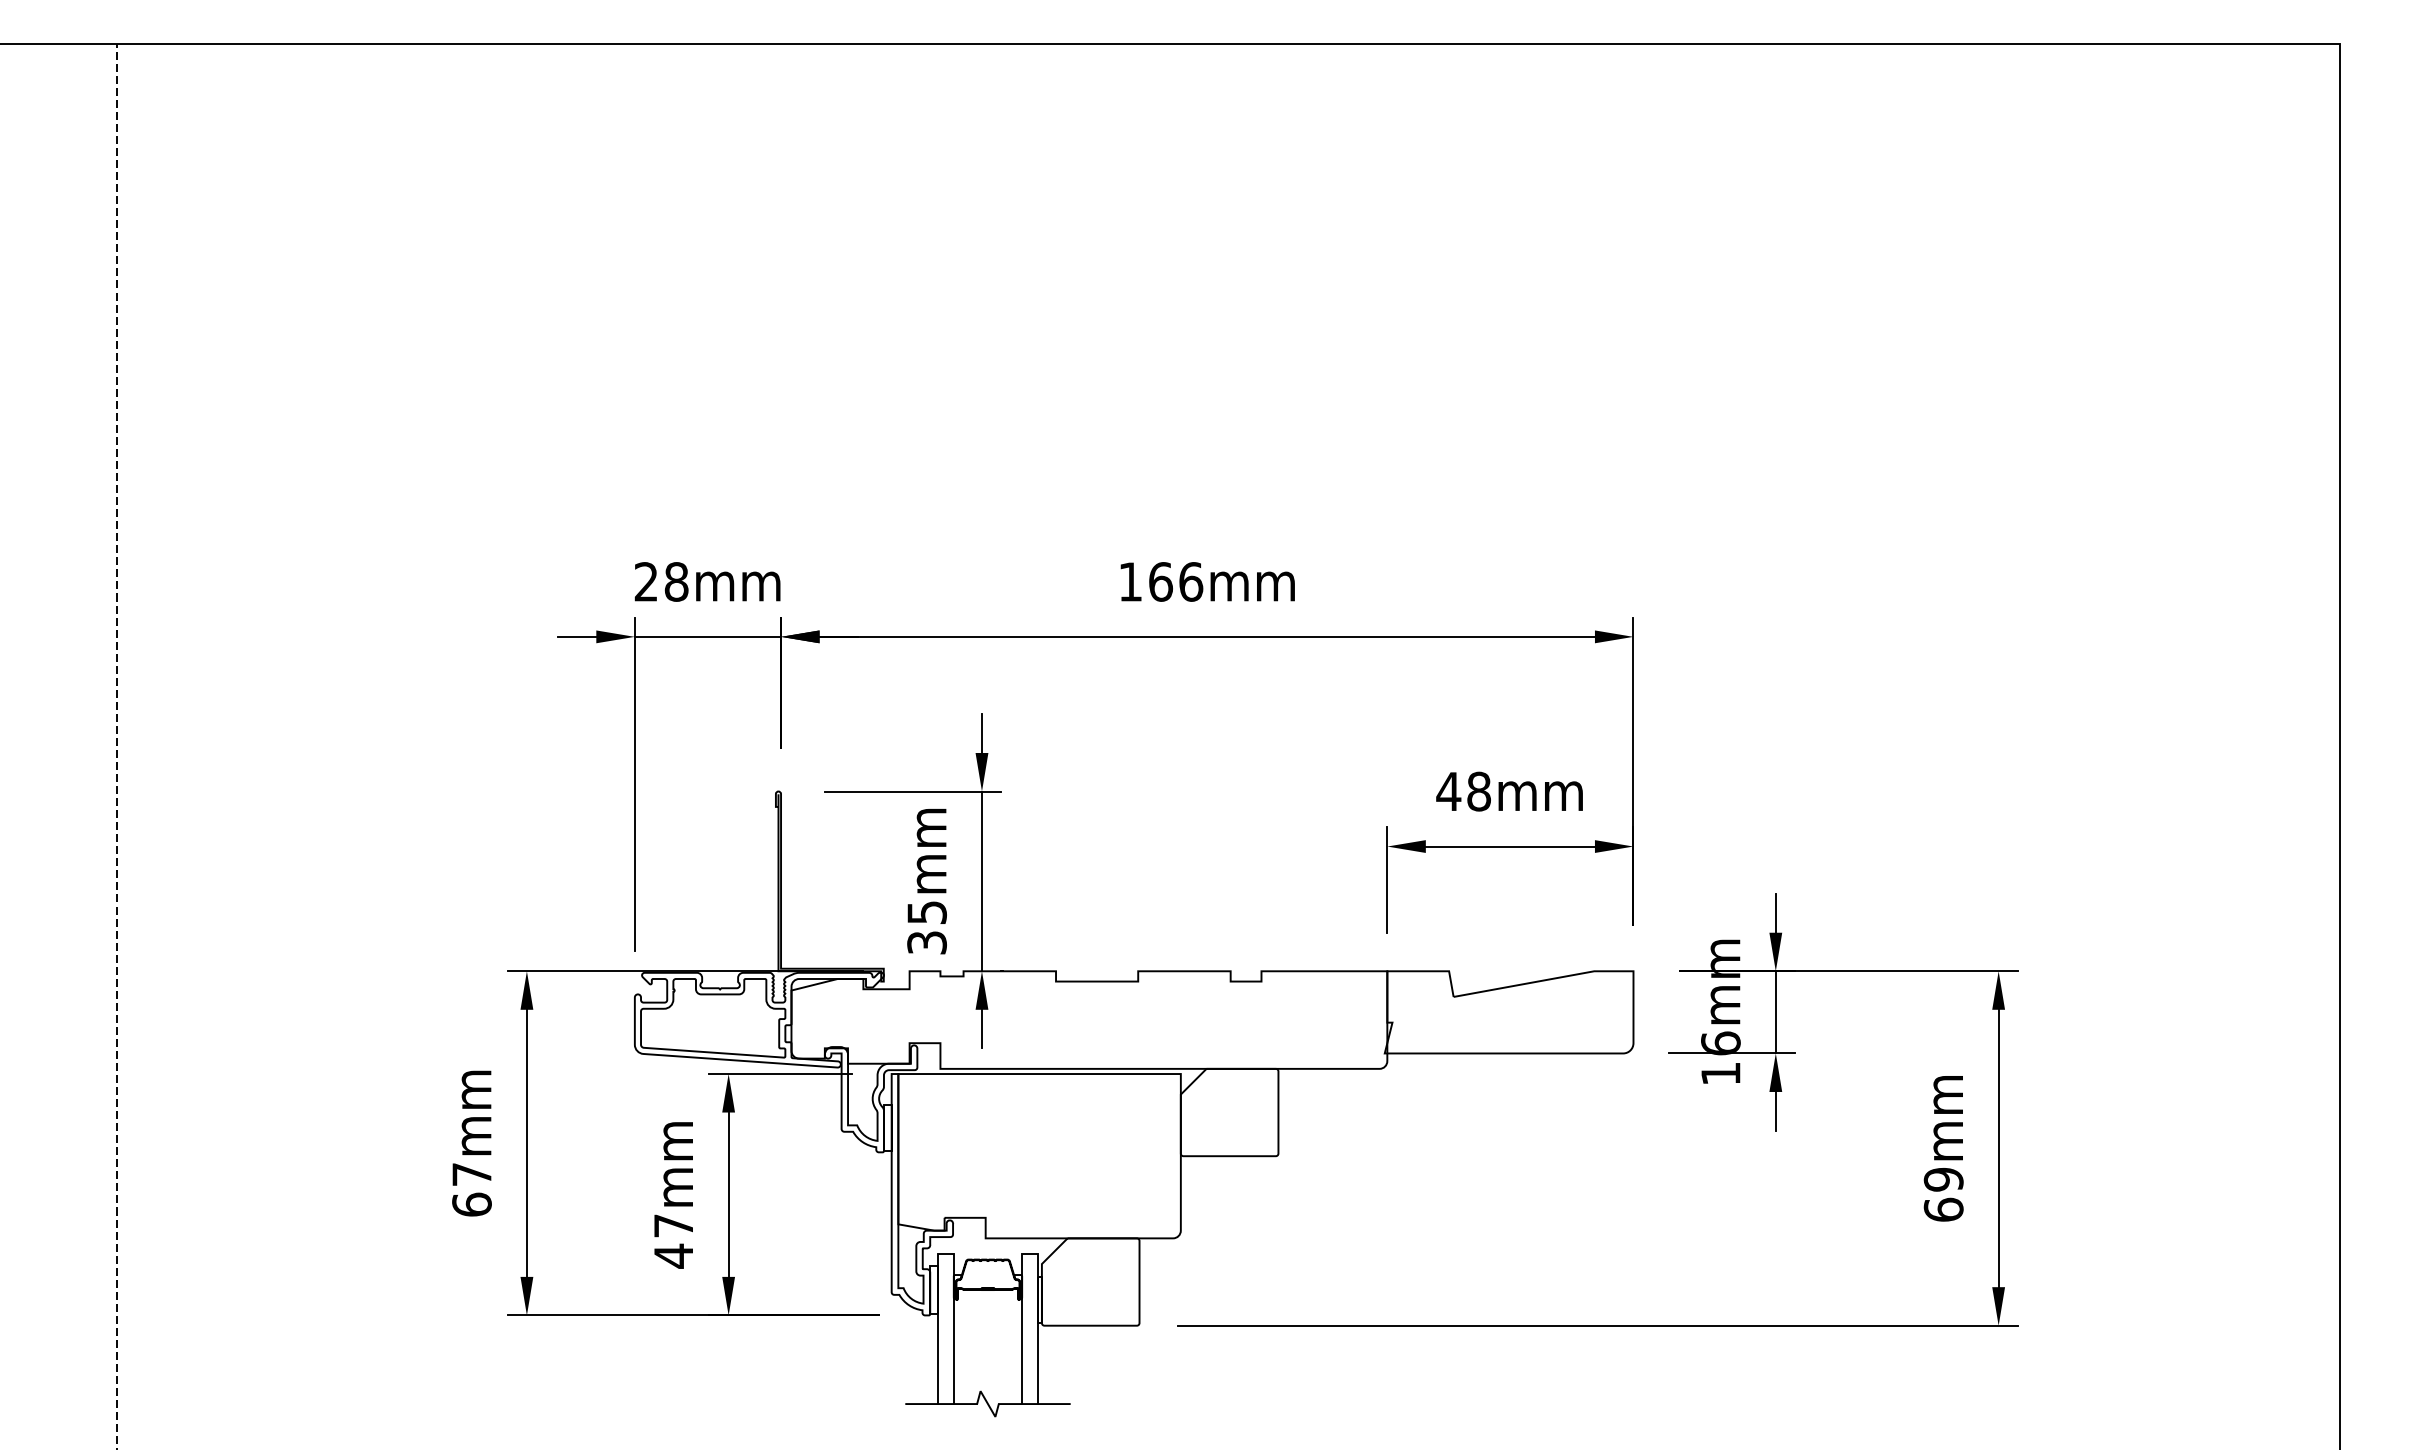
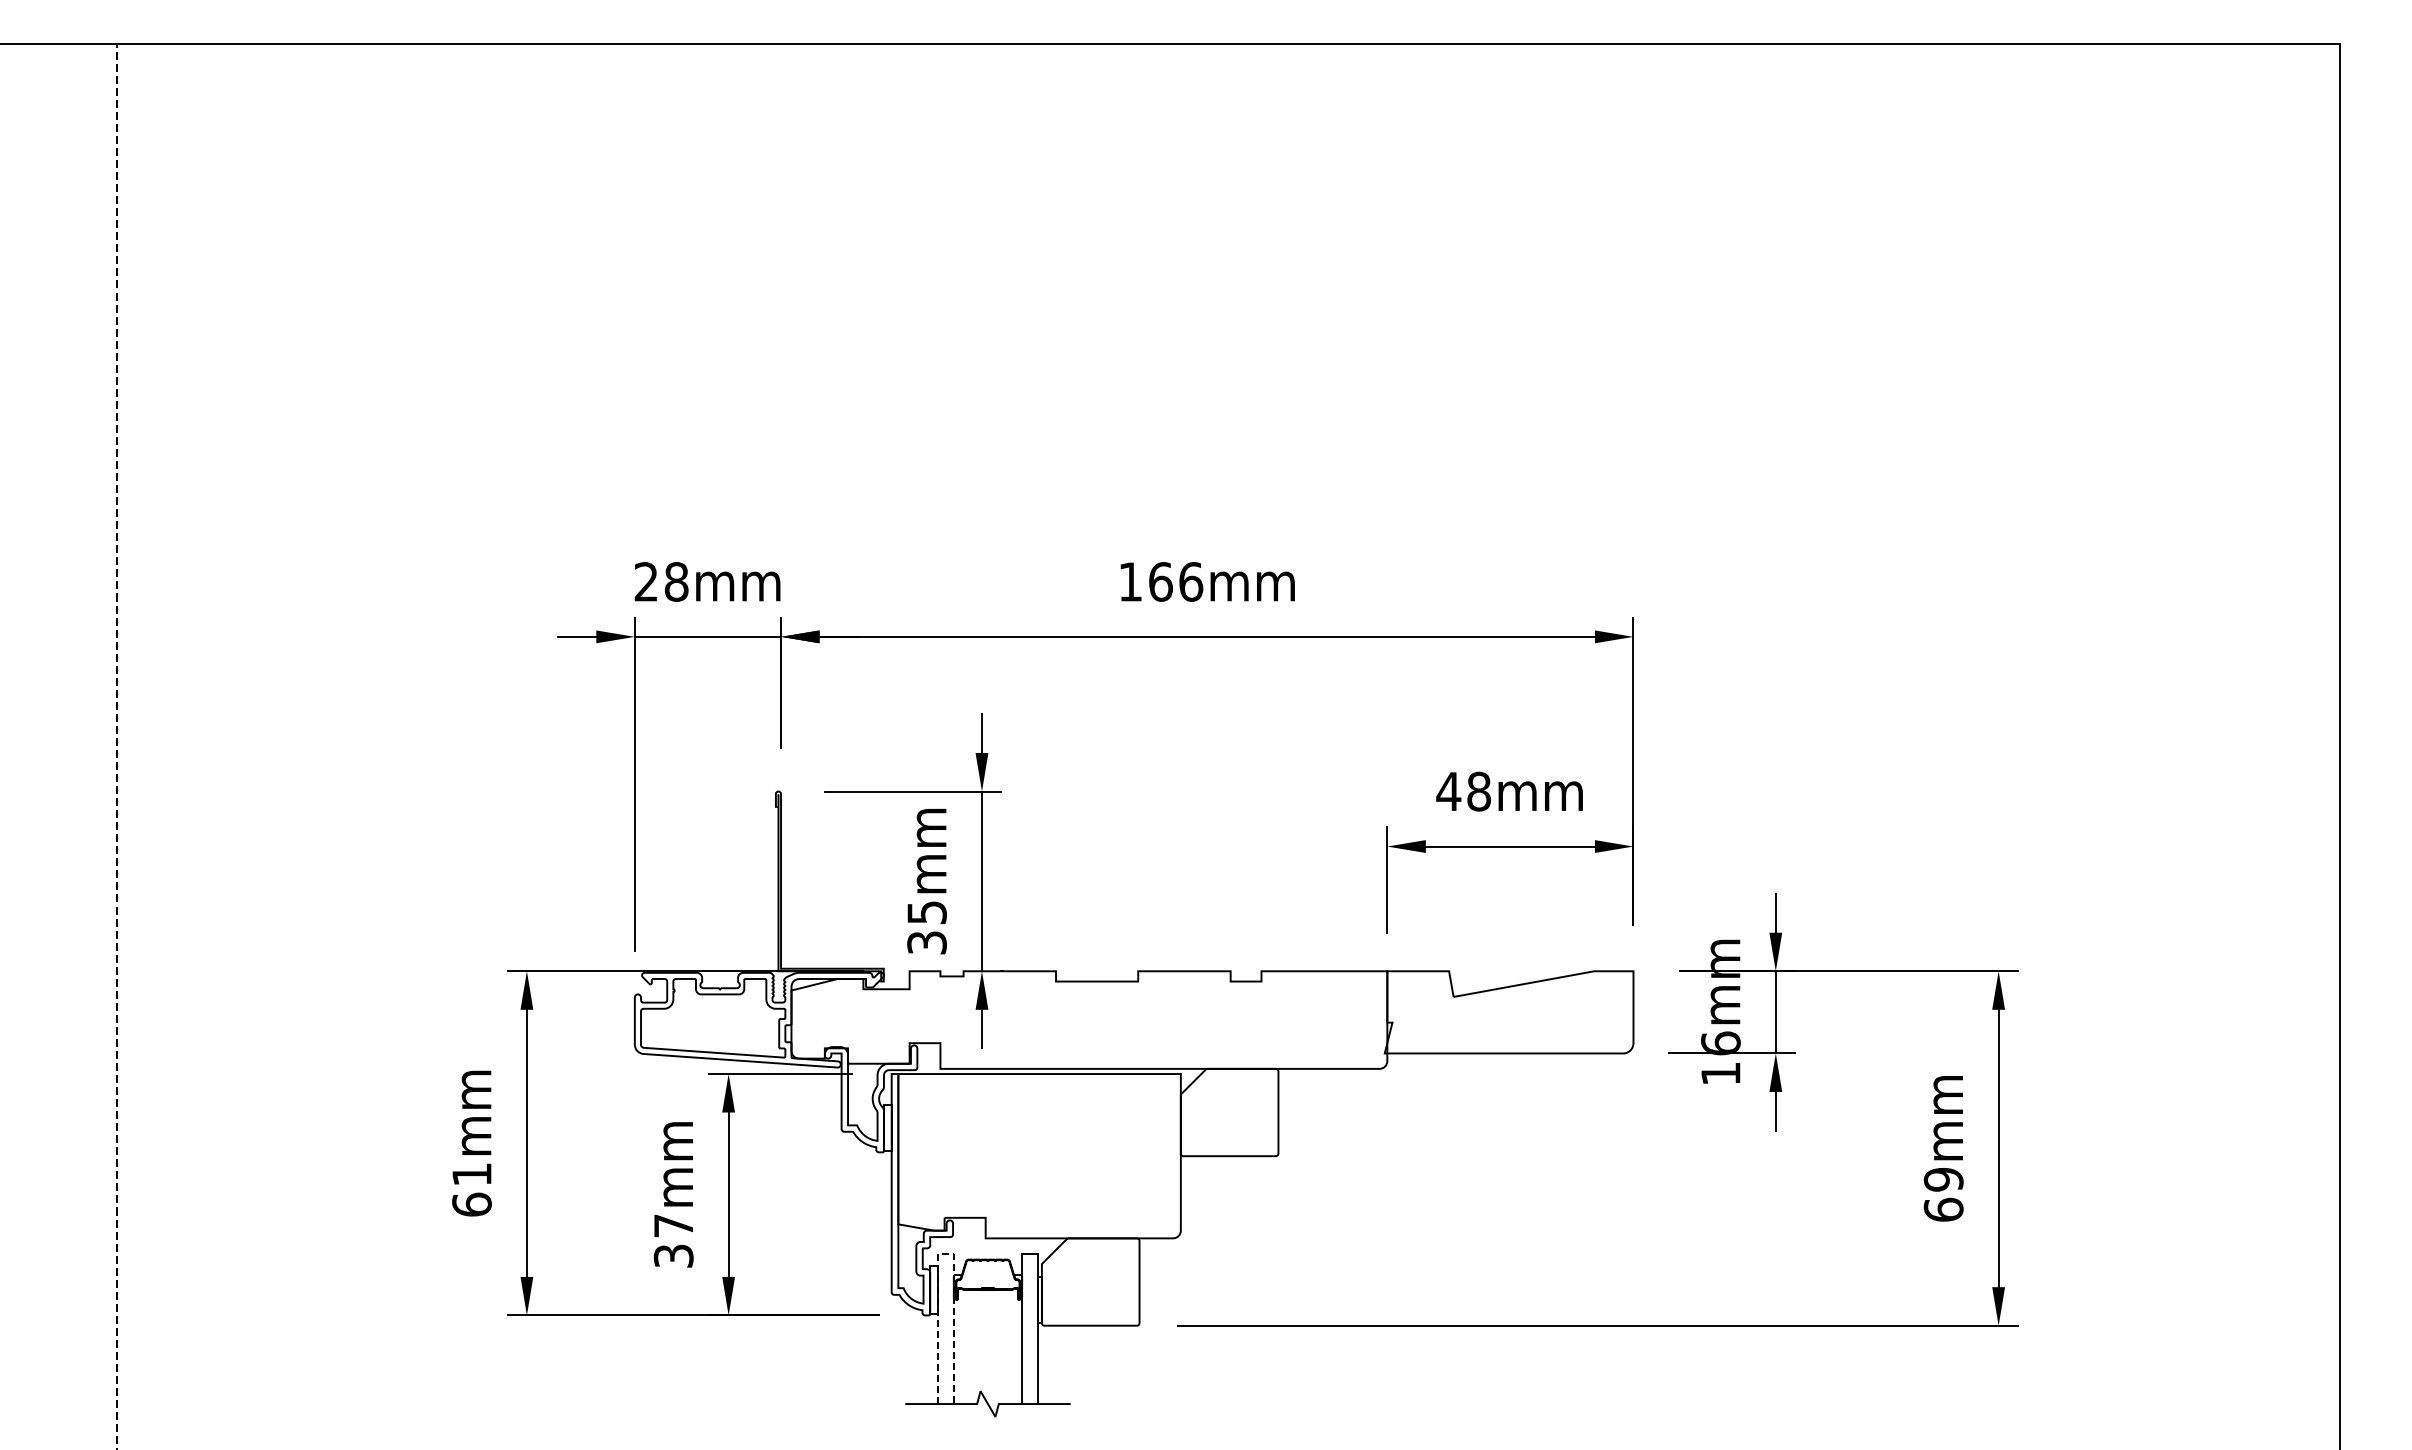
text: 67mm -> 61mm (471, 1174)
line: solid -> dashed (945, 1253)
text: 47mm -> 37mm (673, 1255)
